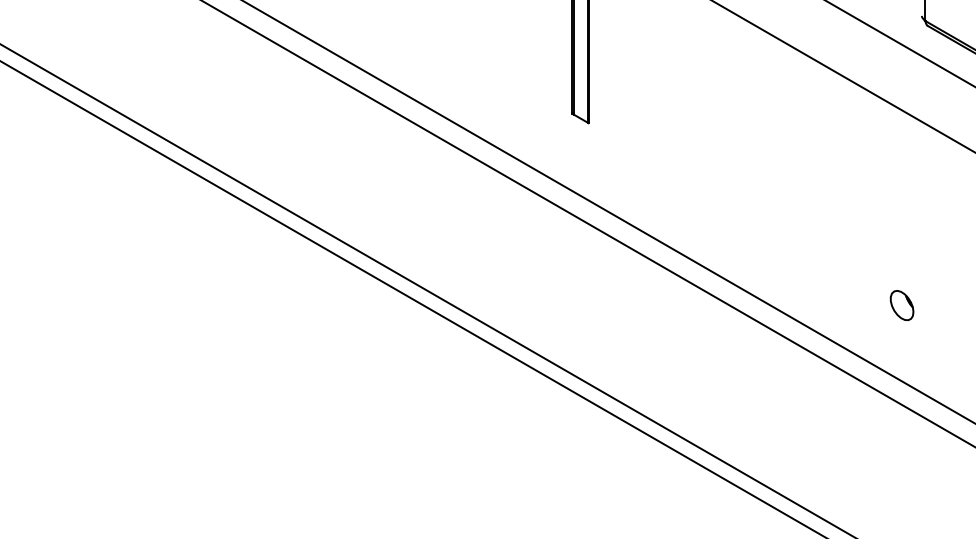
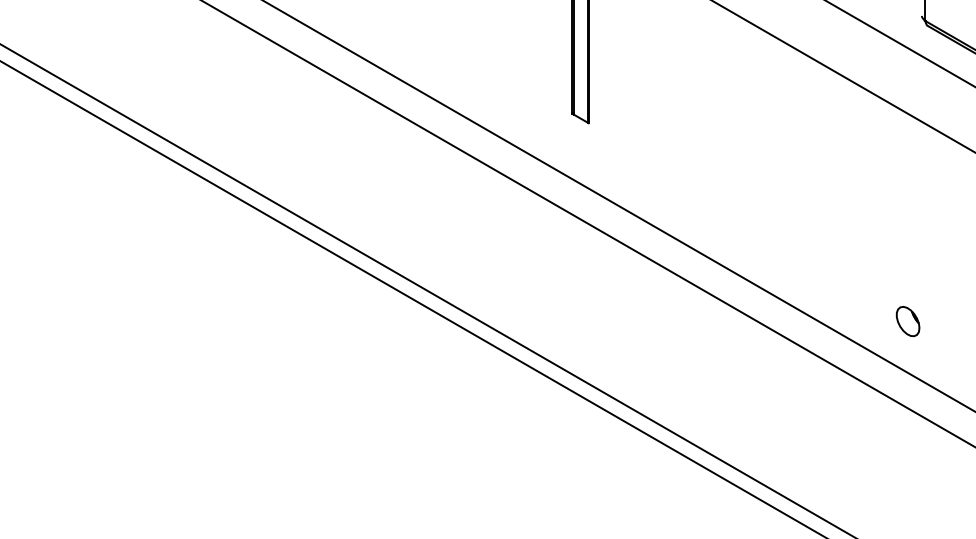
line position: (608, 212) -> (618, 206) (618, 206)
part position: (901, 305) -> (907, 321) (907, 321)
